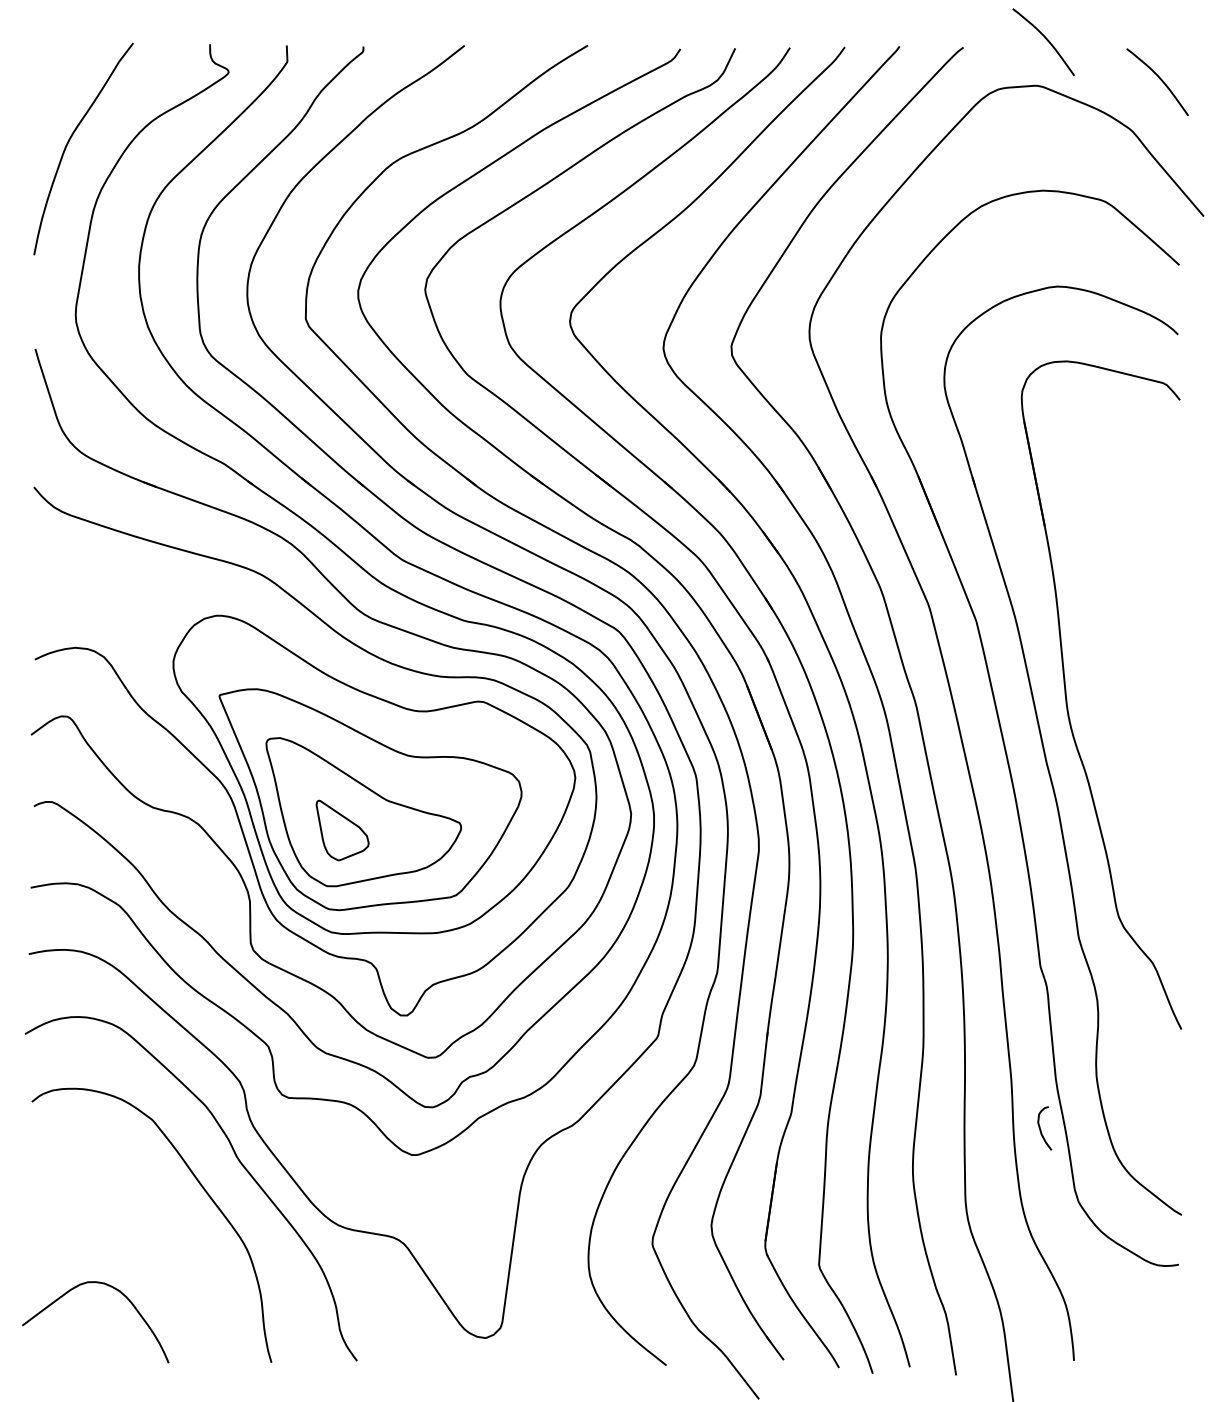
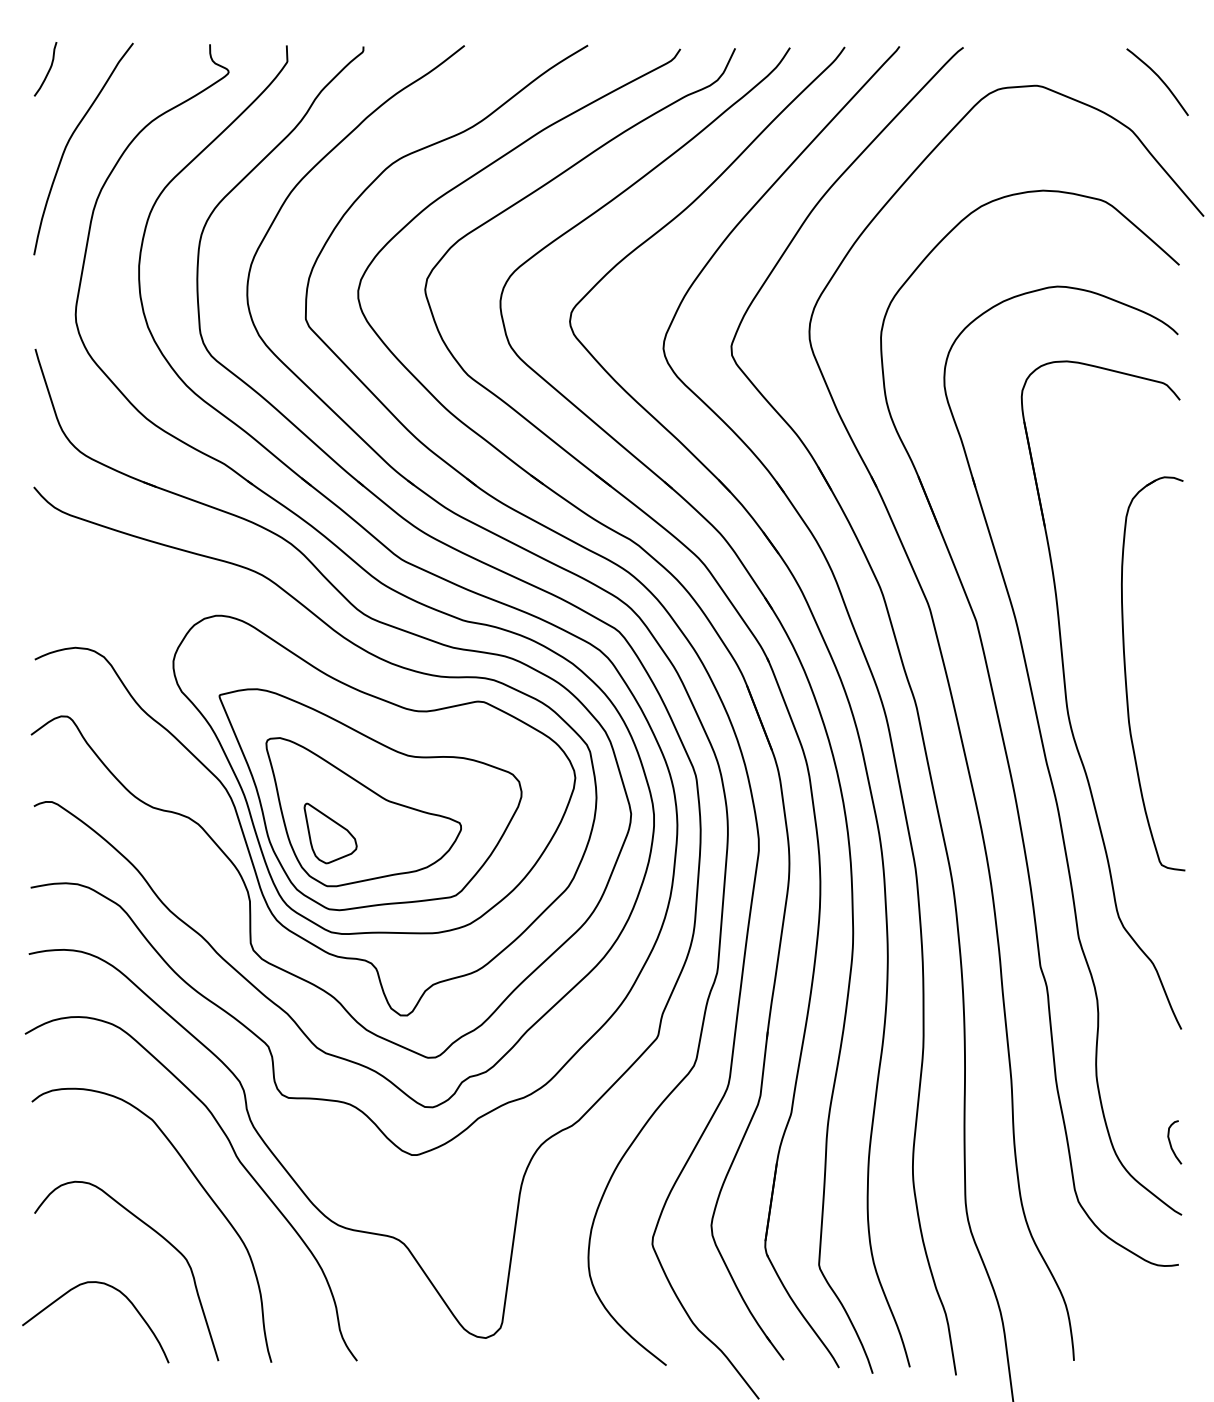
curve: present -> none (1045, 39)
curve: none -> present (47, 71)
part: none -> present (1126, 673)
part position: (342, 830) -> (330, 833) (330, 833)
curve position: (1041, 1129) -> (1171, 1143) (1171, 1143)
curve: none -> present (157, 1234)
